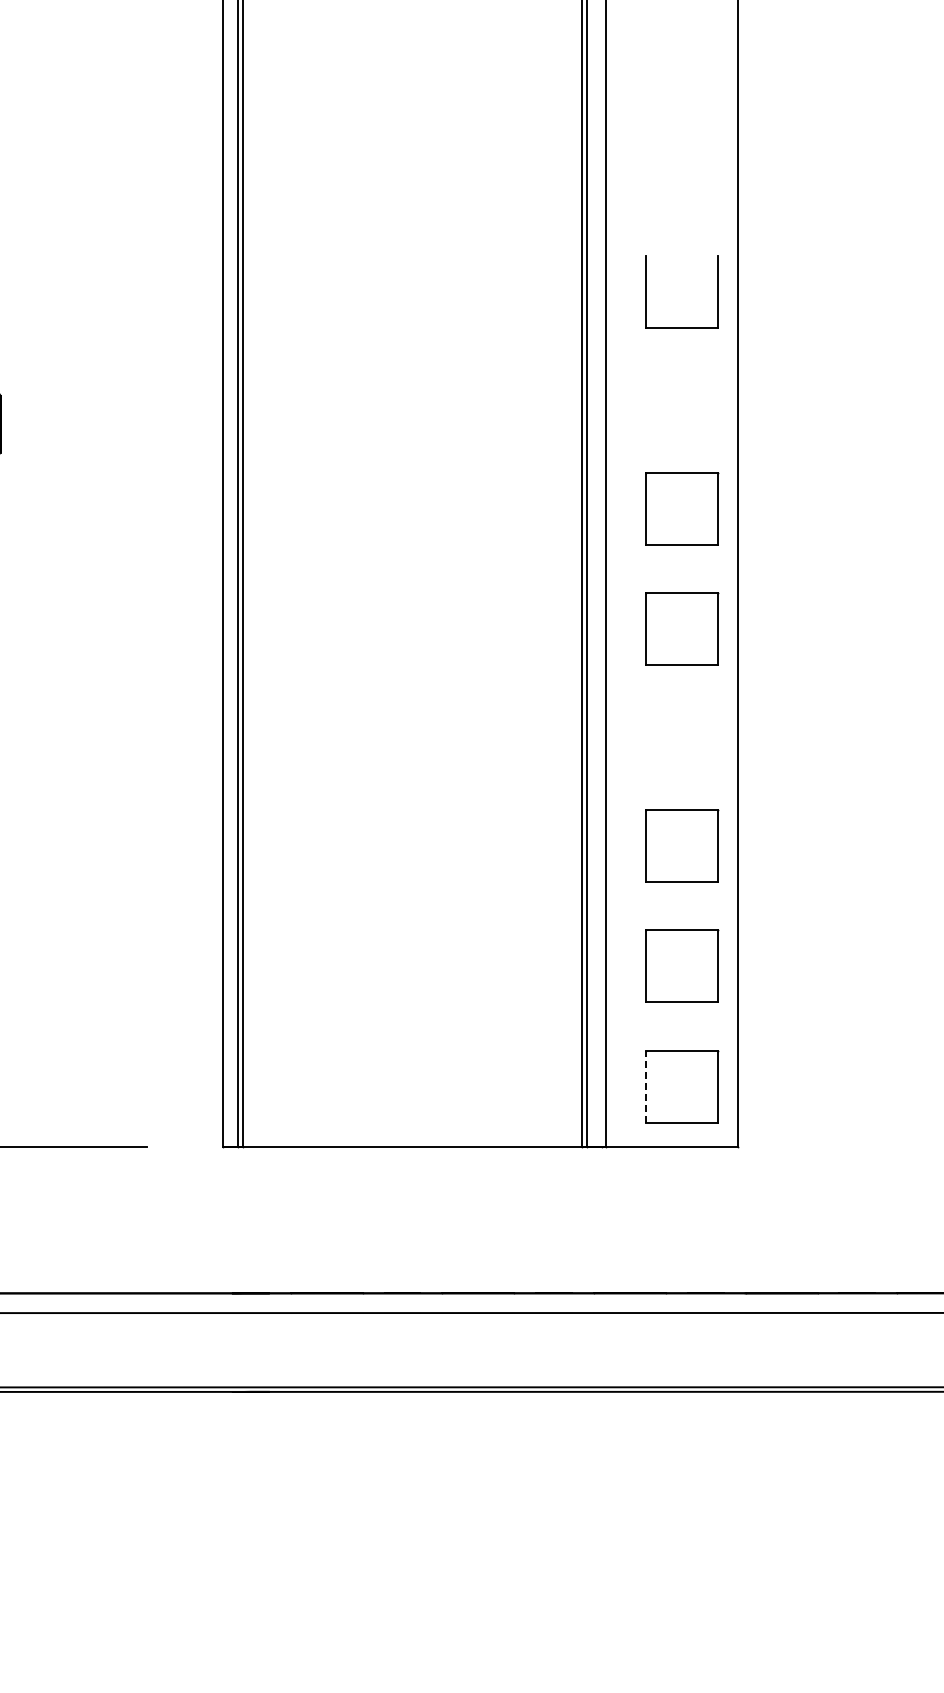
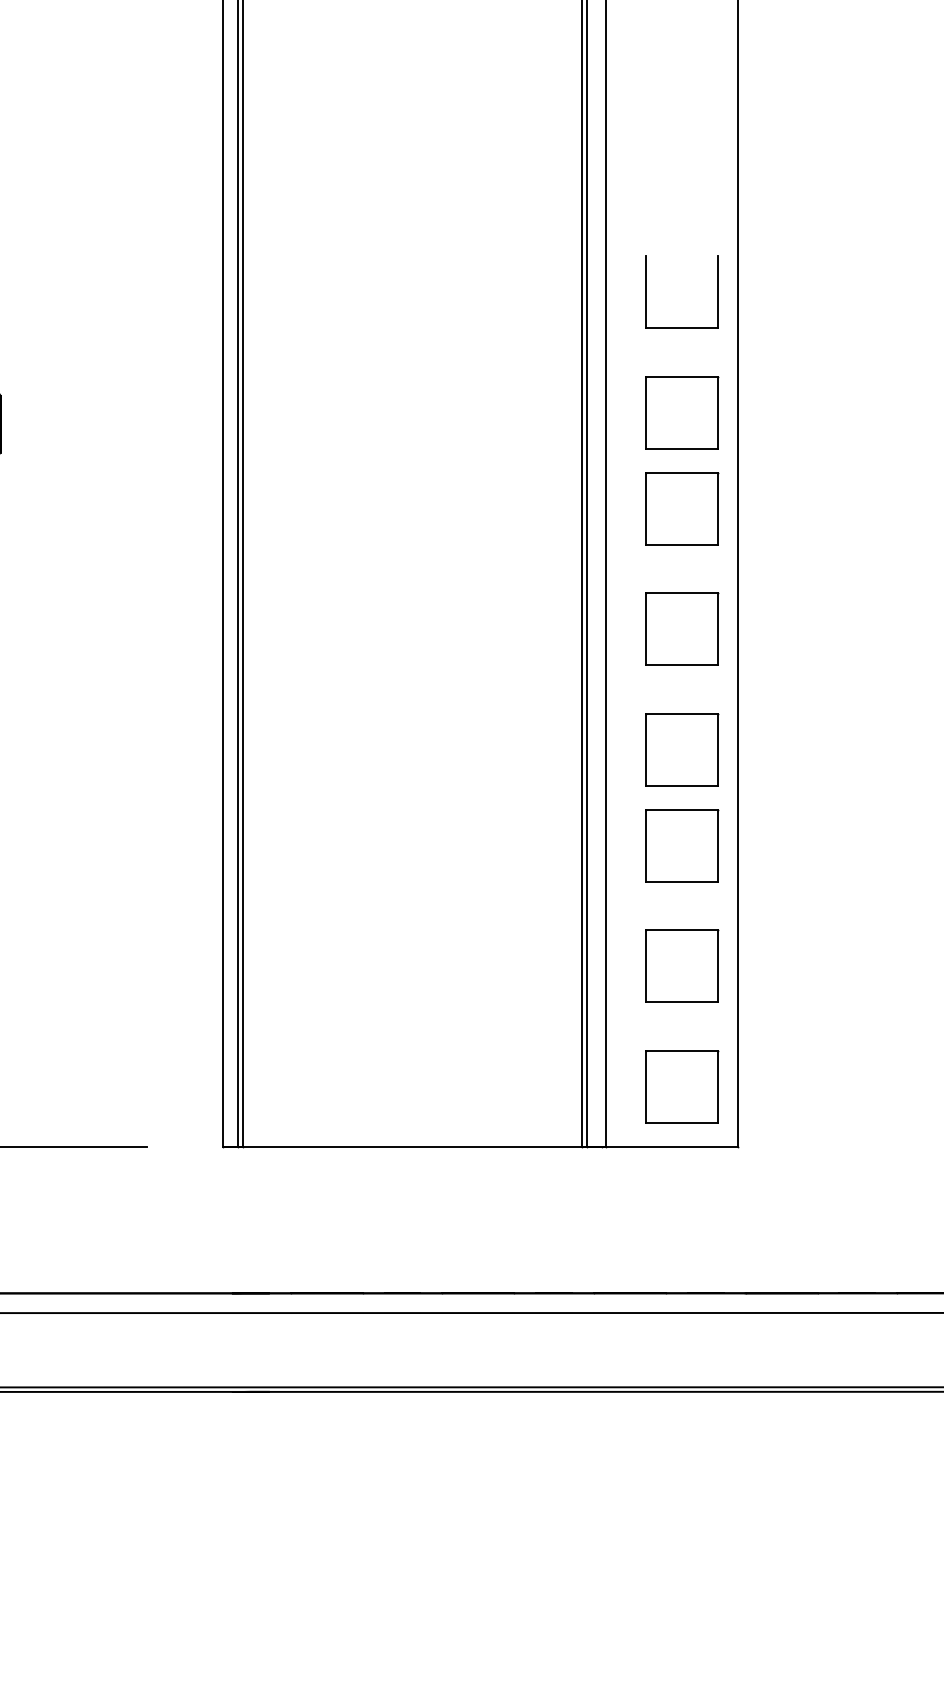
part: none -> present (682, 412)
part: none -> present (682, 749)
line: dashed -> solid (645, 1086)
